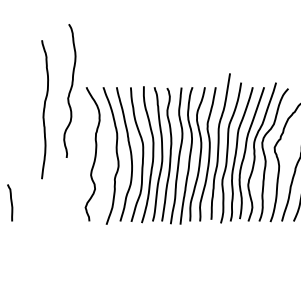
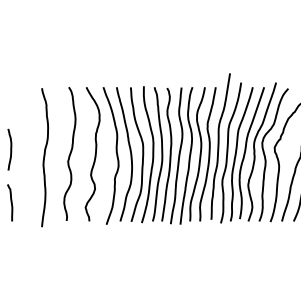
curve position: (69, 90) -> (69, 153) (69, 153)
curve position: (44, 109) -> (44, 157) (44, 157)
curve: none -> present (10, 149)
